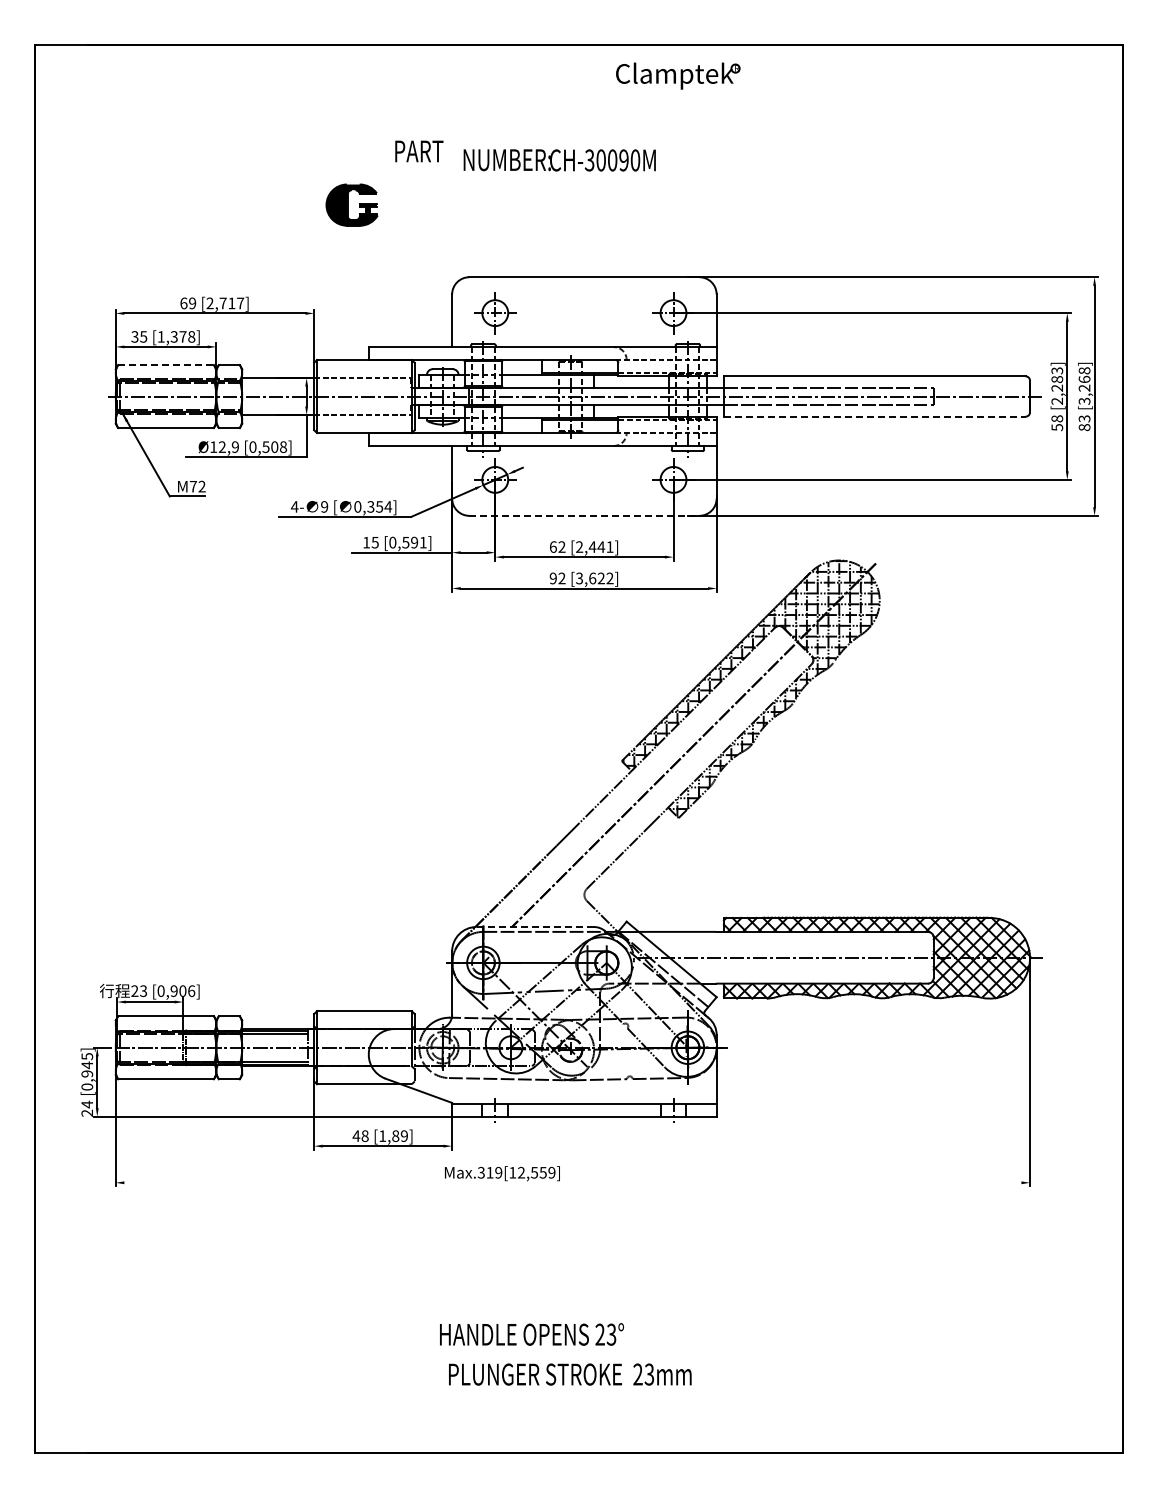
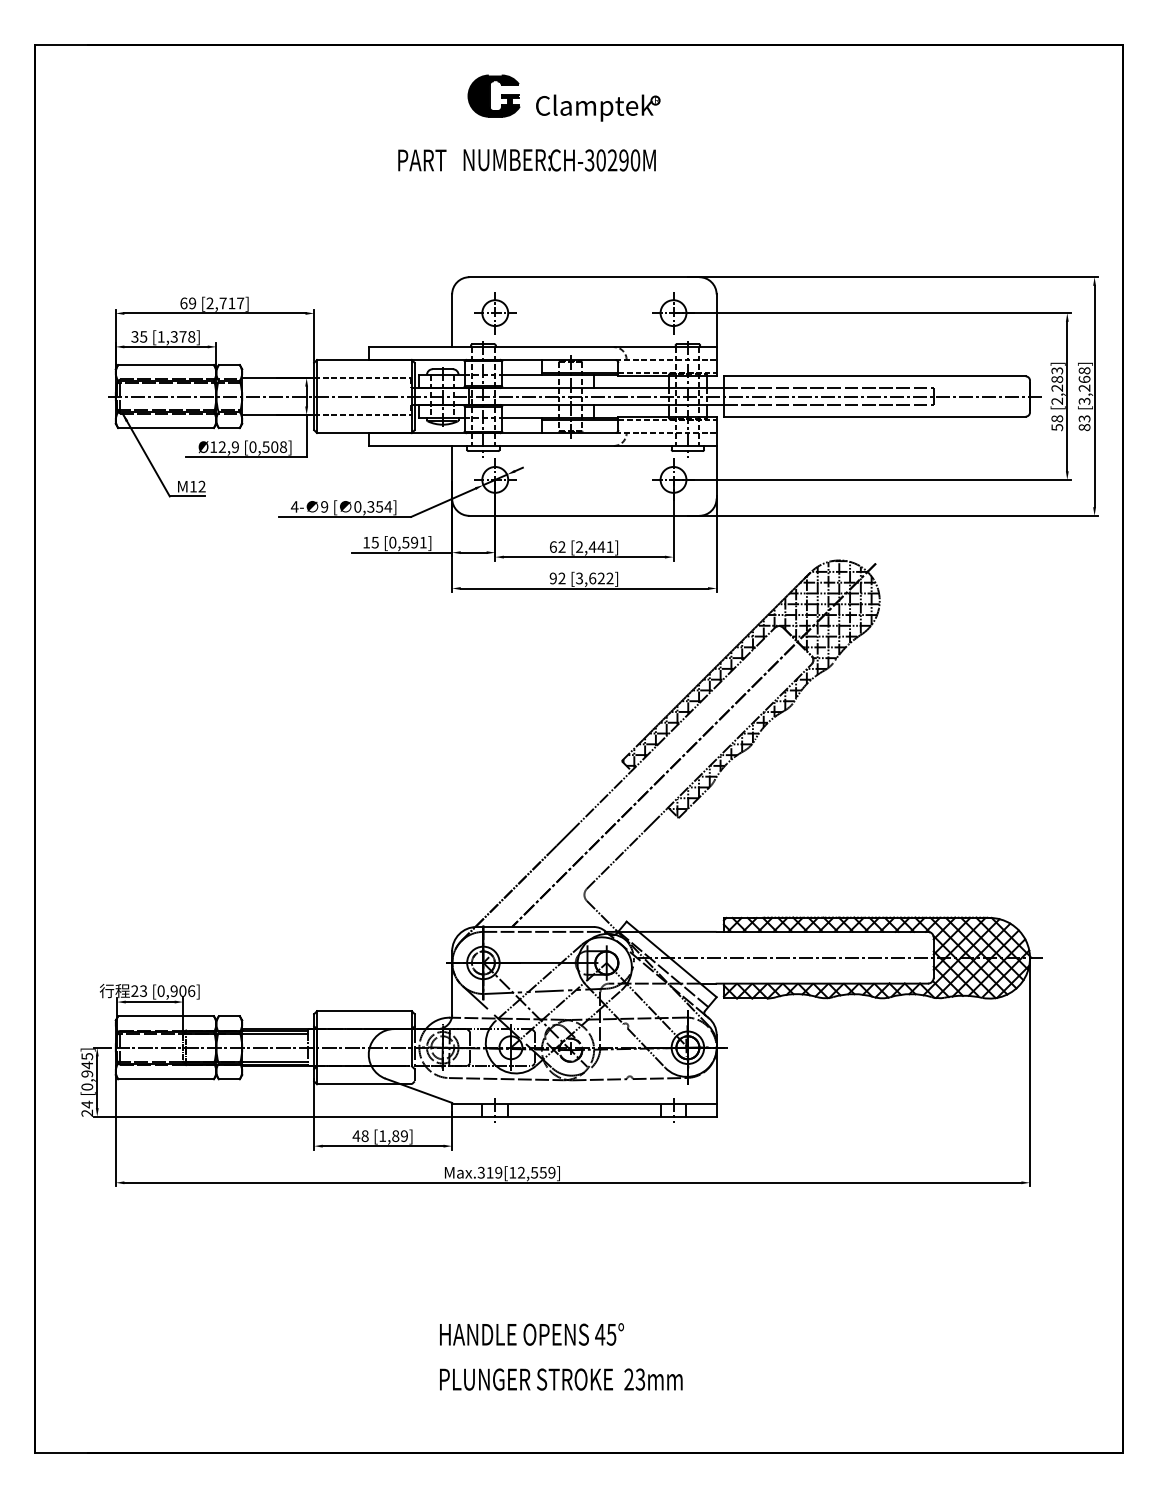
part position: (678, 75) -> (598, 107) (598, 107)
text position: (419, 151) -> (422, 160) (422, 160)
text: CH-30090M -> CH-30290M (612, 160)
part position: (351, 204) -> (493, 95) (493, 95)
line: dashed -> solid (166, 365)
line: dashed -> solid (874, 416)
text: M72 -> M12 (192, 486)
line: dashed -> solid (584, 515)
line: dashed -> solid (535, 927)
line: none -> present (572, 1182)
text: 23° -> 45° (605, 1334)
text position: (570, 1374) -> (561, 1379) (561, 1379)
